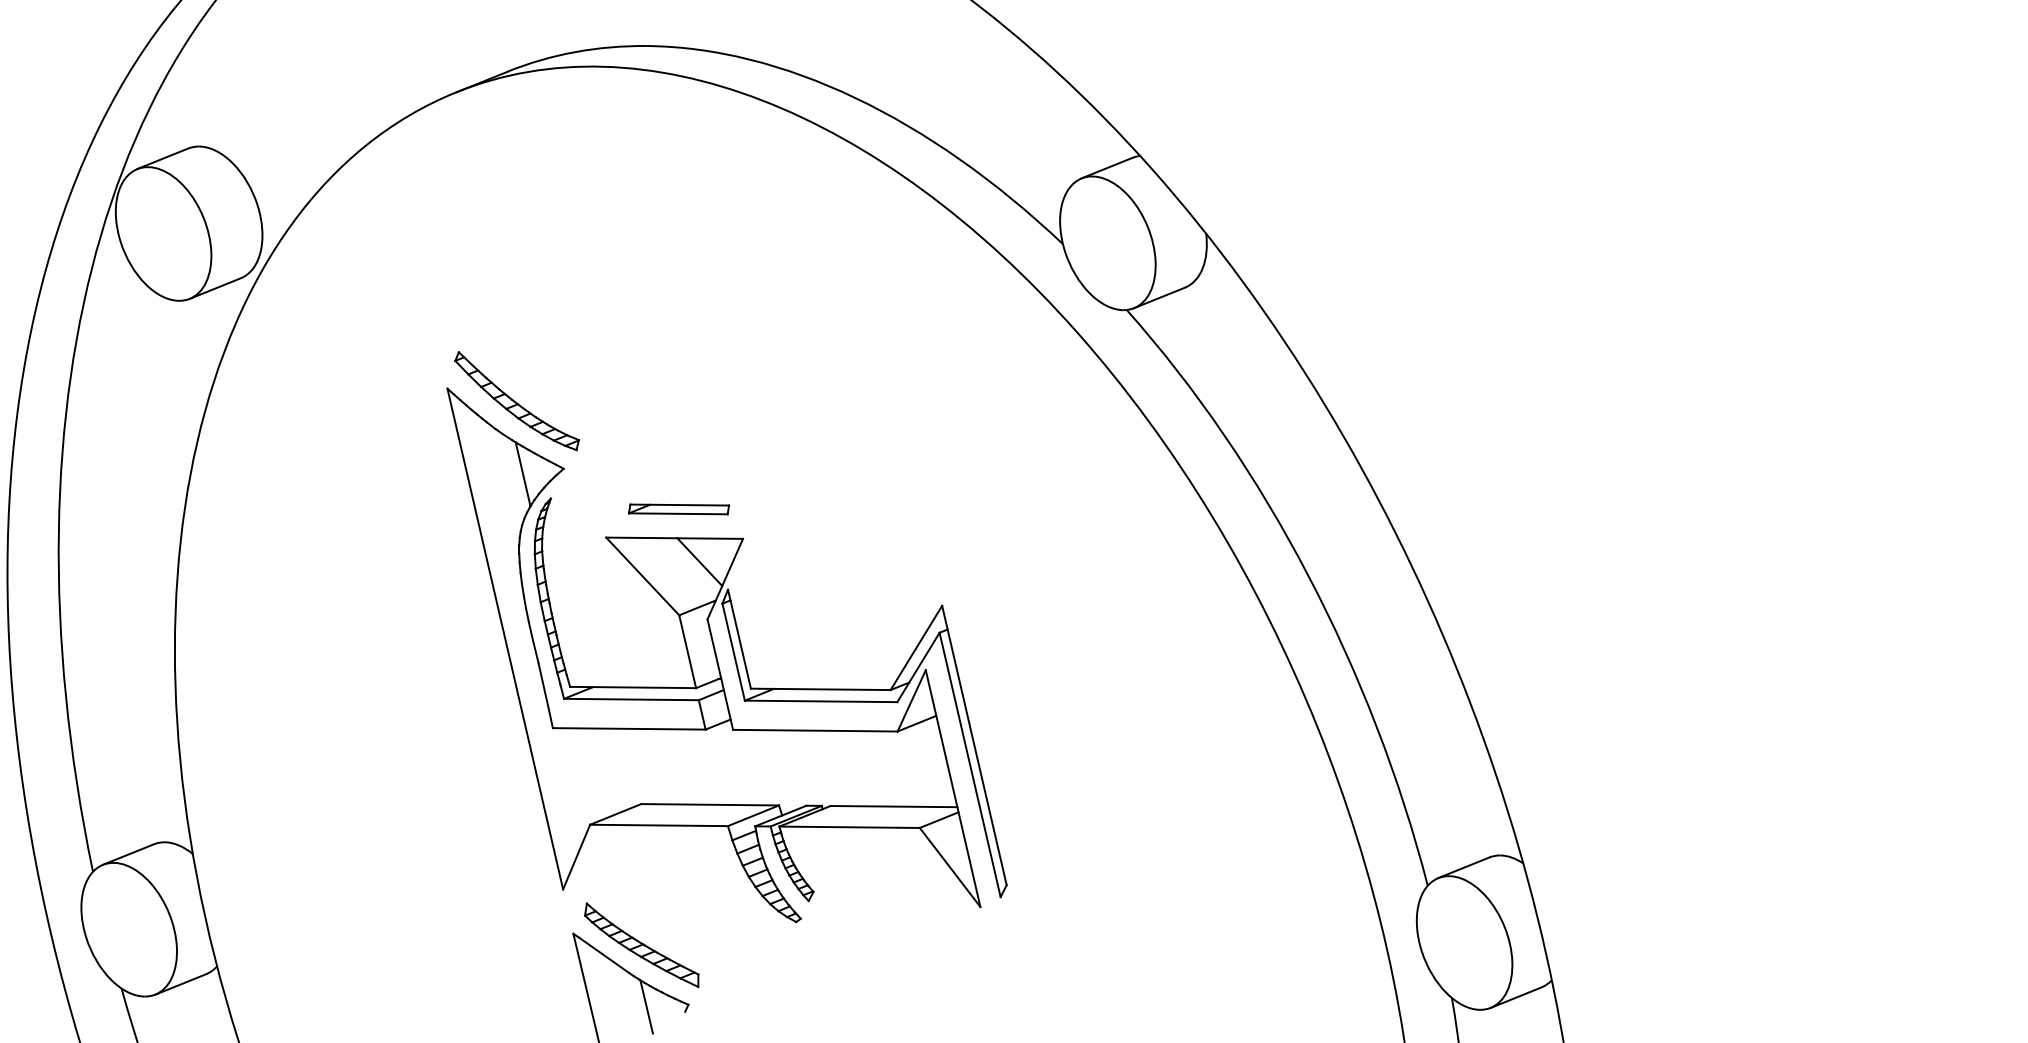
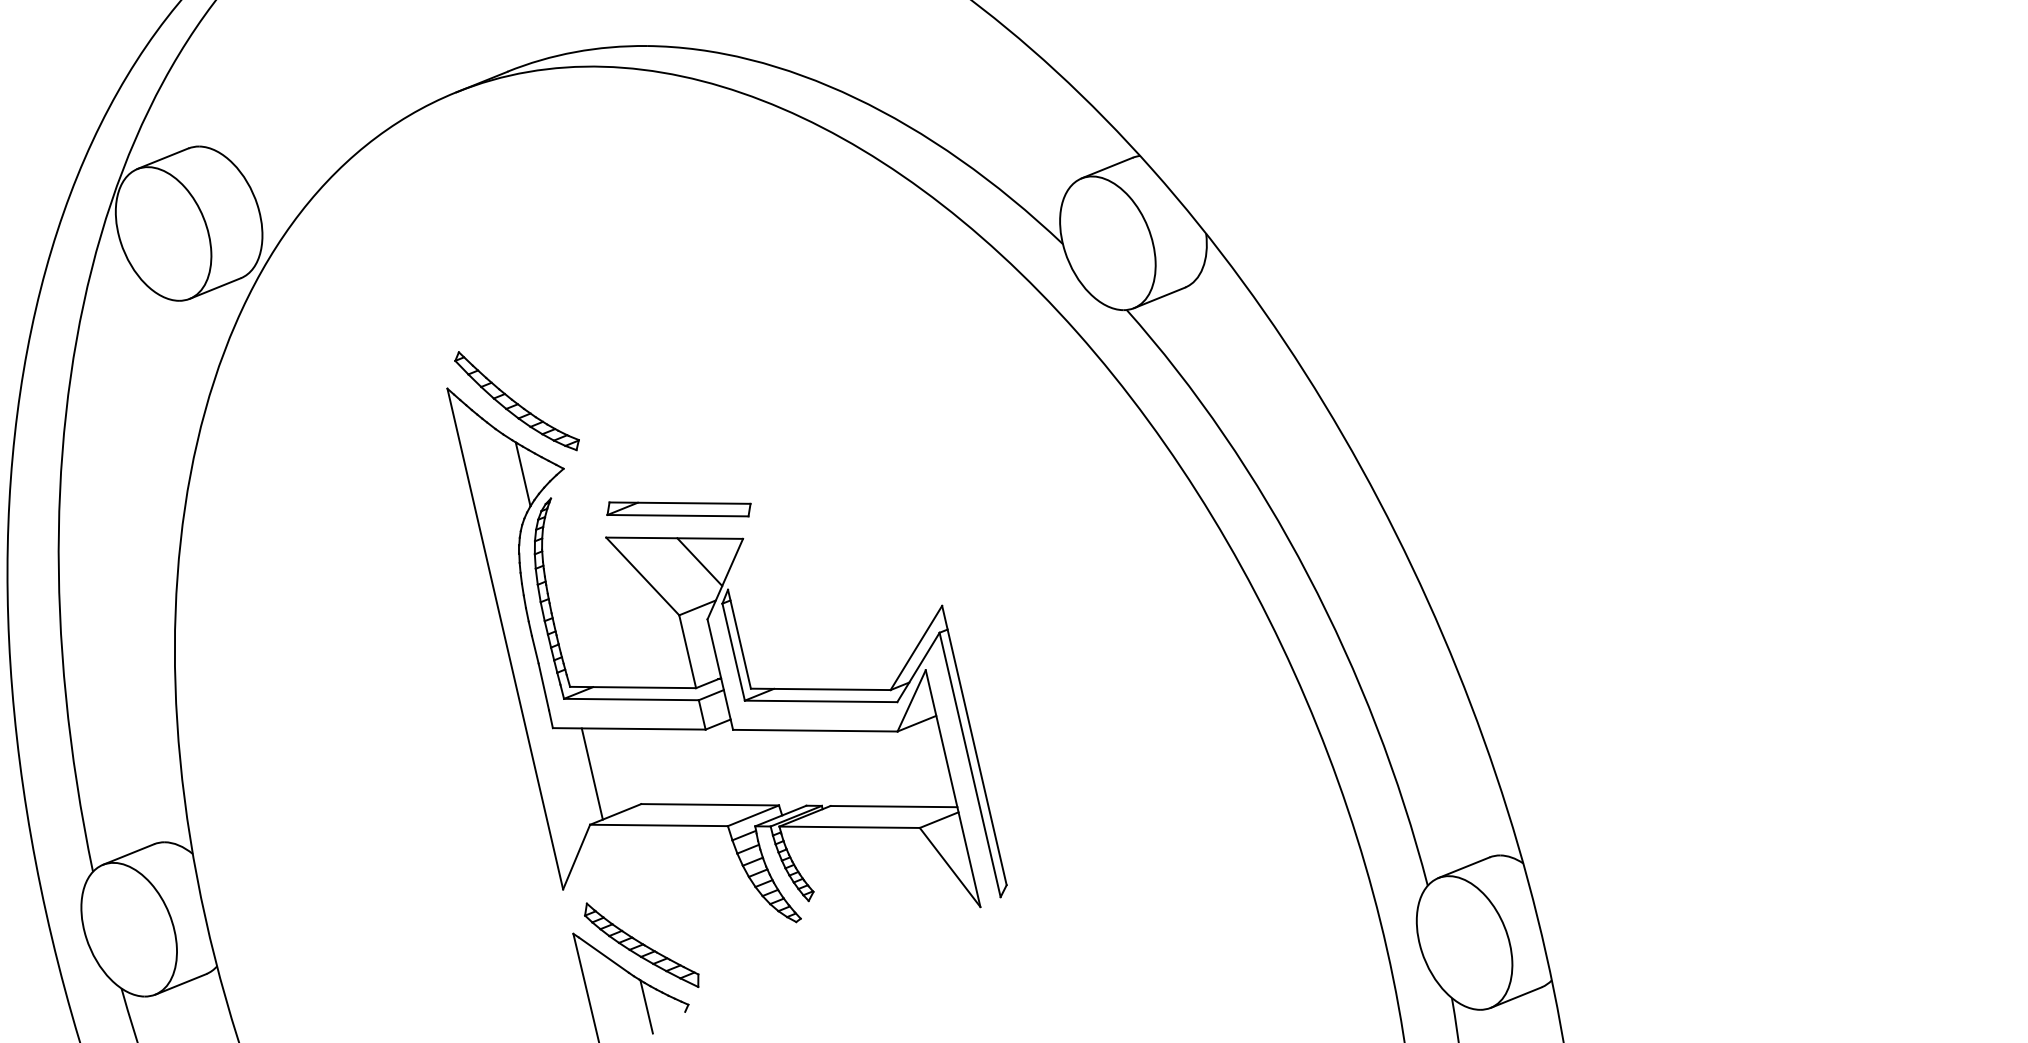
part size: 103x13 px -> 146x17 px (678, 509)
line: none -> present (591, 773)
